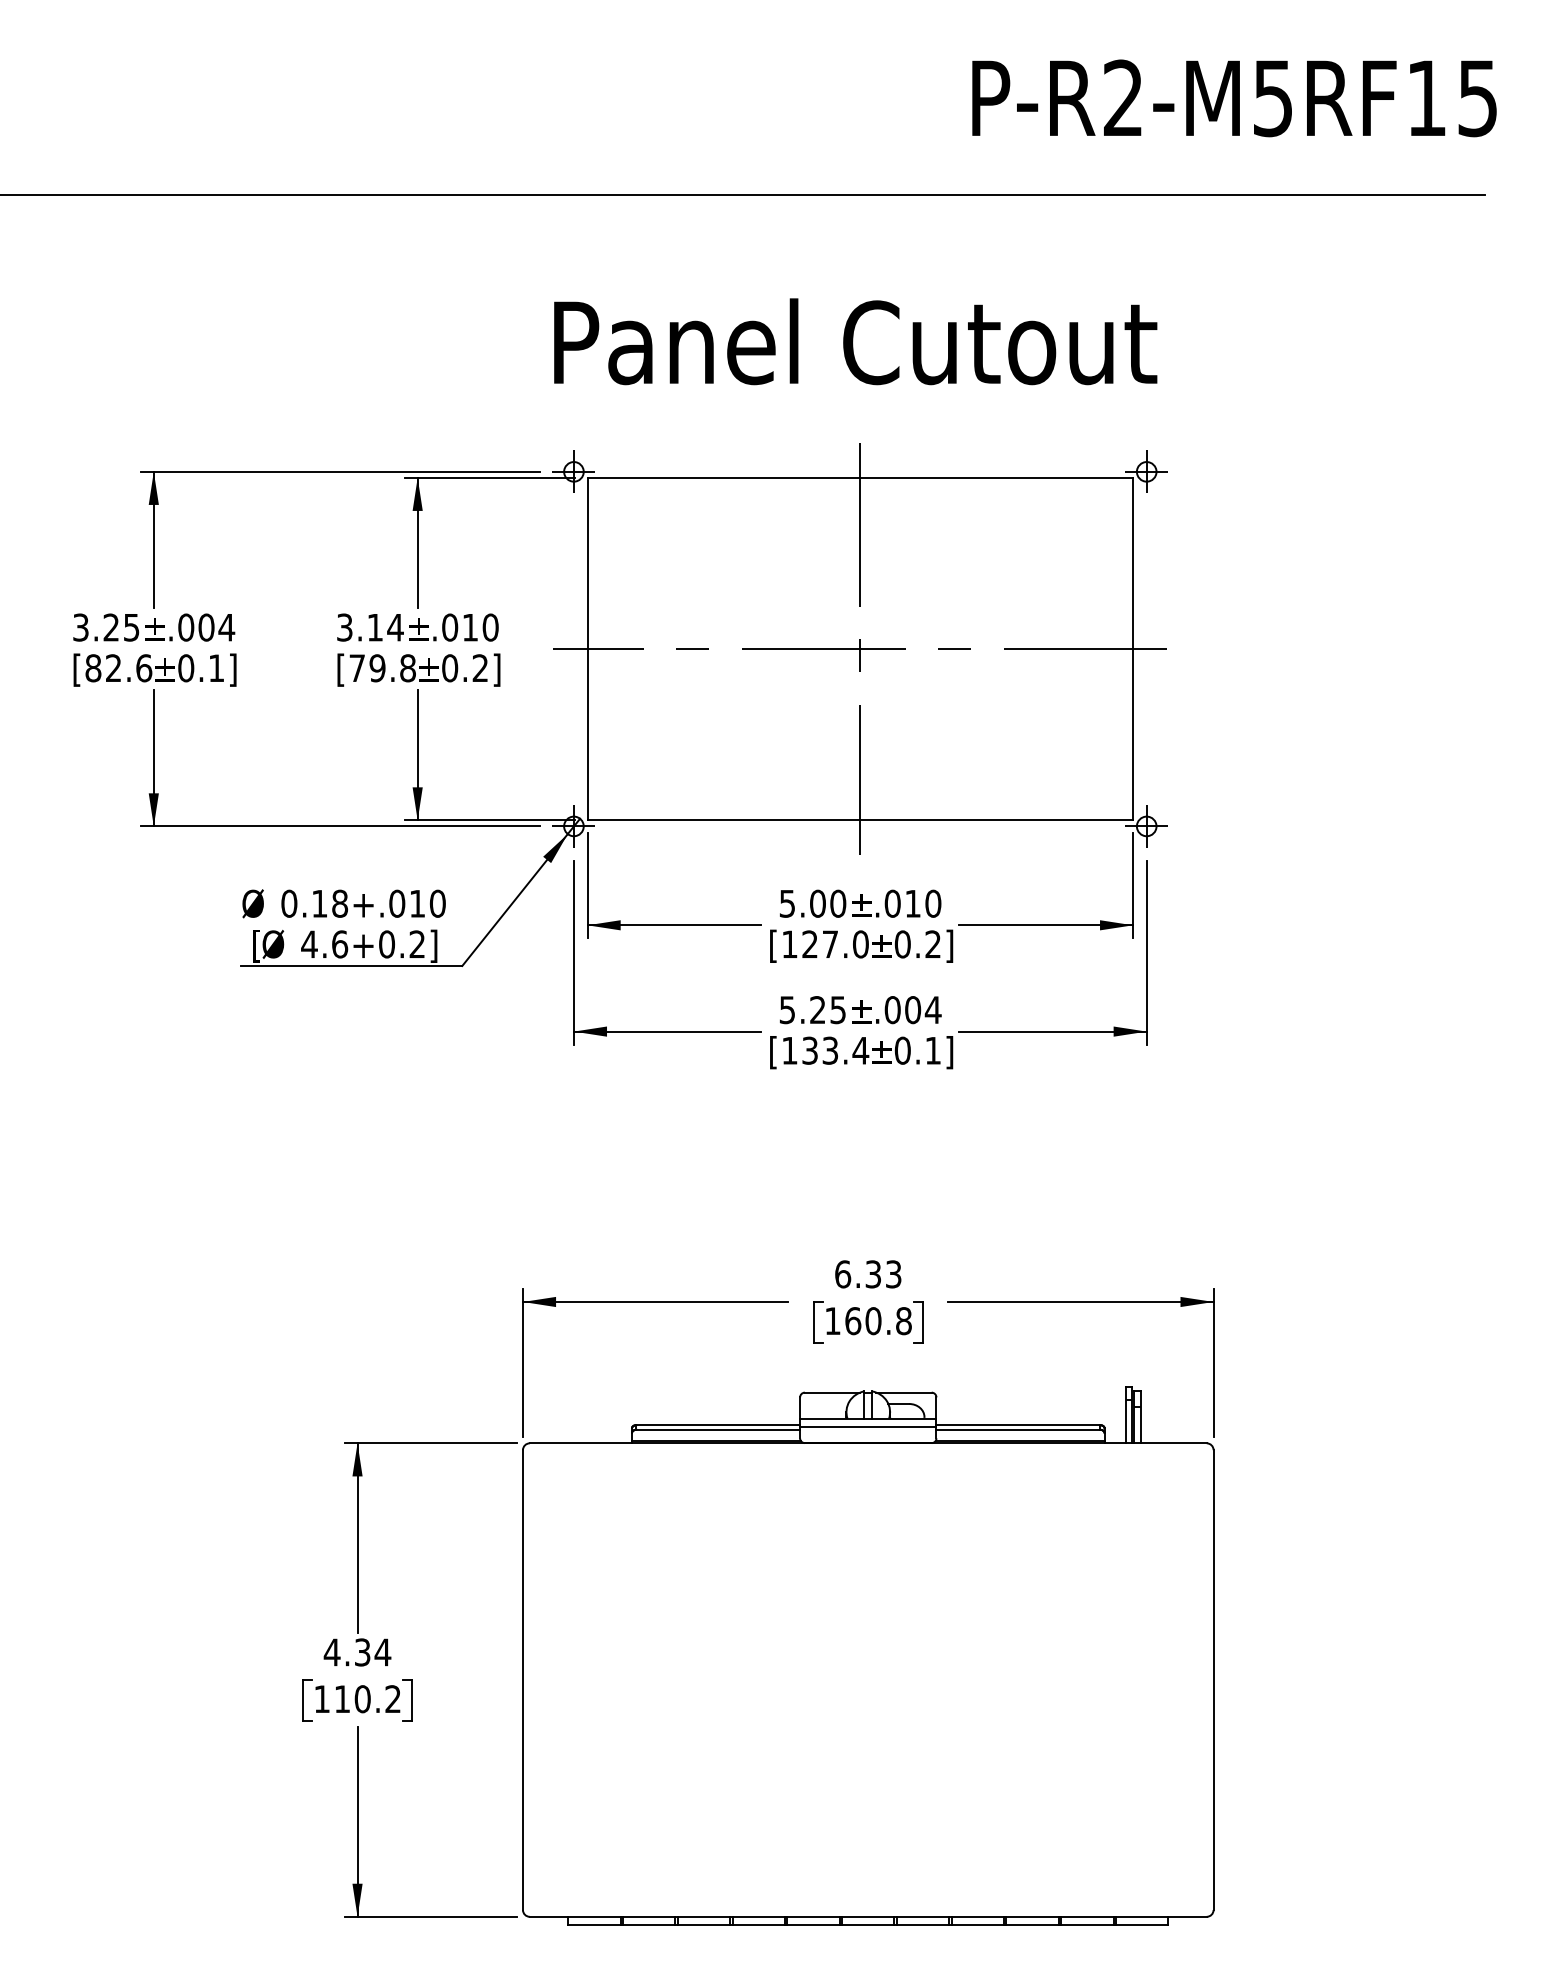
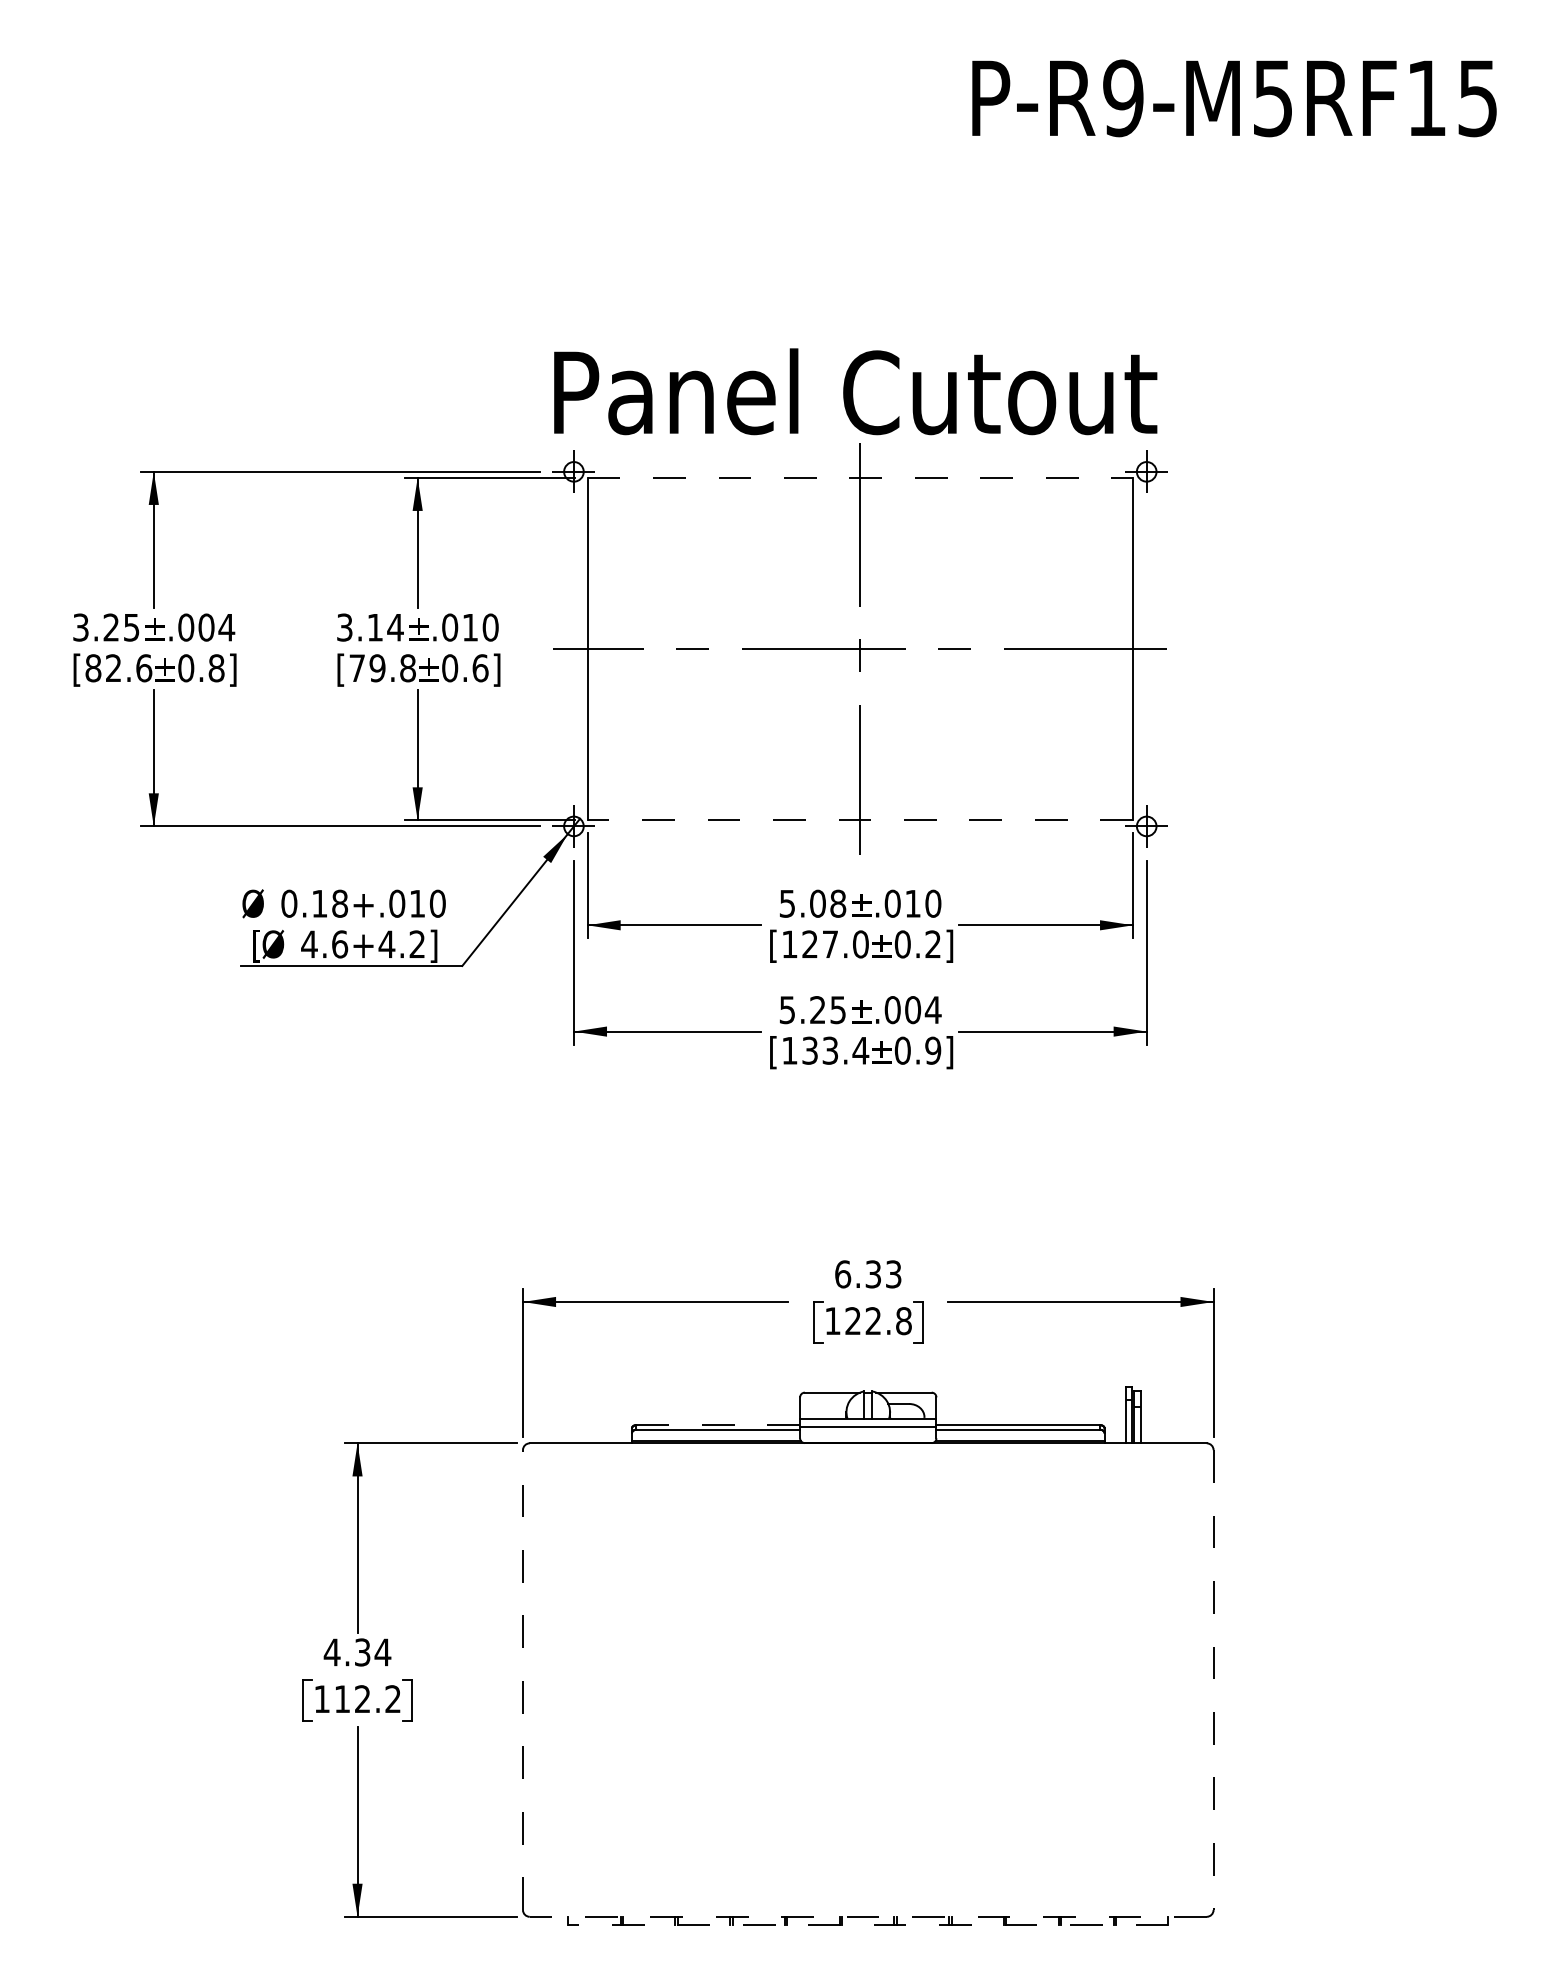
text: P-R2-M5RF15 -> P-R9-M5RF15 (1123, 98)
line: present -> none (743, 195)
text position: (855, 341) -> (855, 391) (855, 391)
line: solid -> dashed (860, 477)
text: 0.1] -> 0.8] (216, 668)
text: 0.2] -> 0.6] (480, 668)
line: solid -> dashed (860, 820)
text: 5.00 -> 5.08 (838, 903)
text: 4.6+0.2] -> 4.6+4.2] (386, 944)
text: 0.1] -> 0.9] (933, 1050)
text: 160.8 -> 122.8 (863, 1321)
line: solid -> dashed (718, 1425)
line: solid -> dashed (522, 1680)
line: solid -> dashed (1213, 1680)
text: 110.2 -> 112.2 (362, 1699)
line: solid -> dashed (867, 1916)
line: solid -> dashed (867, 1925)
